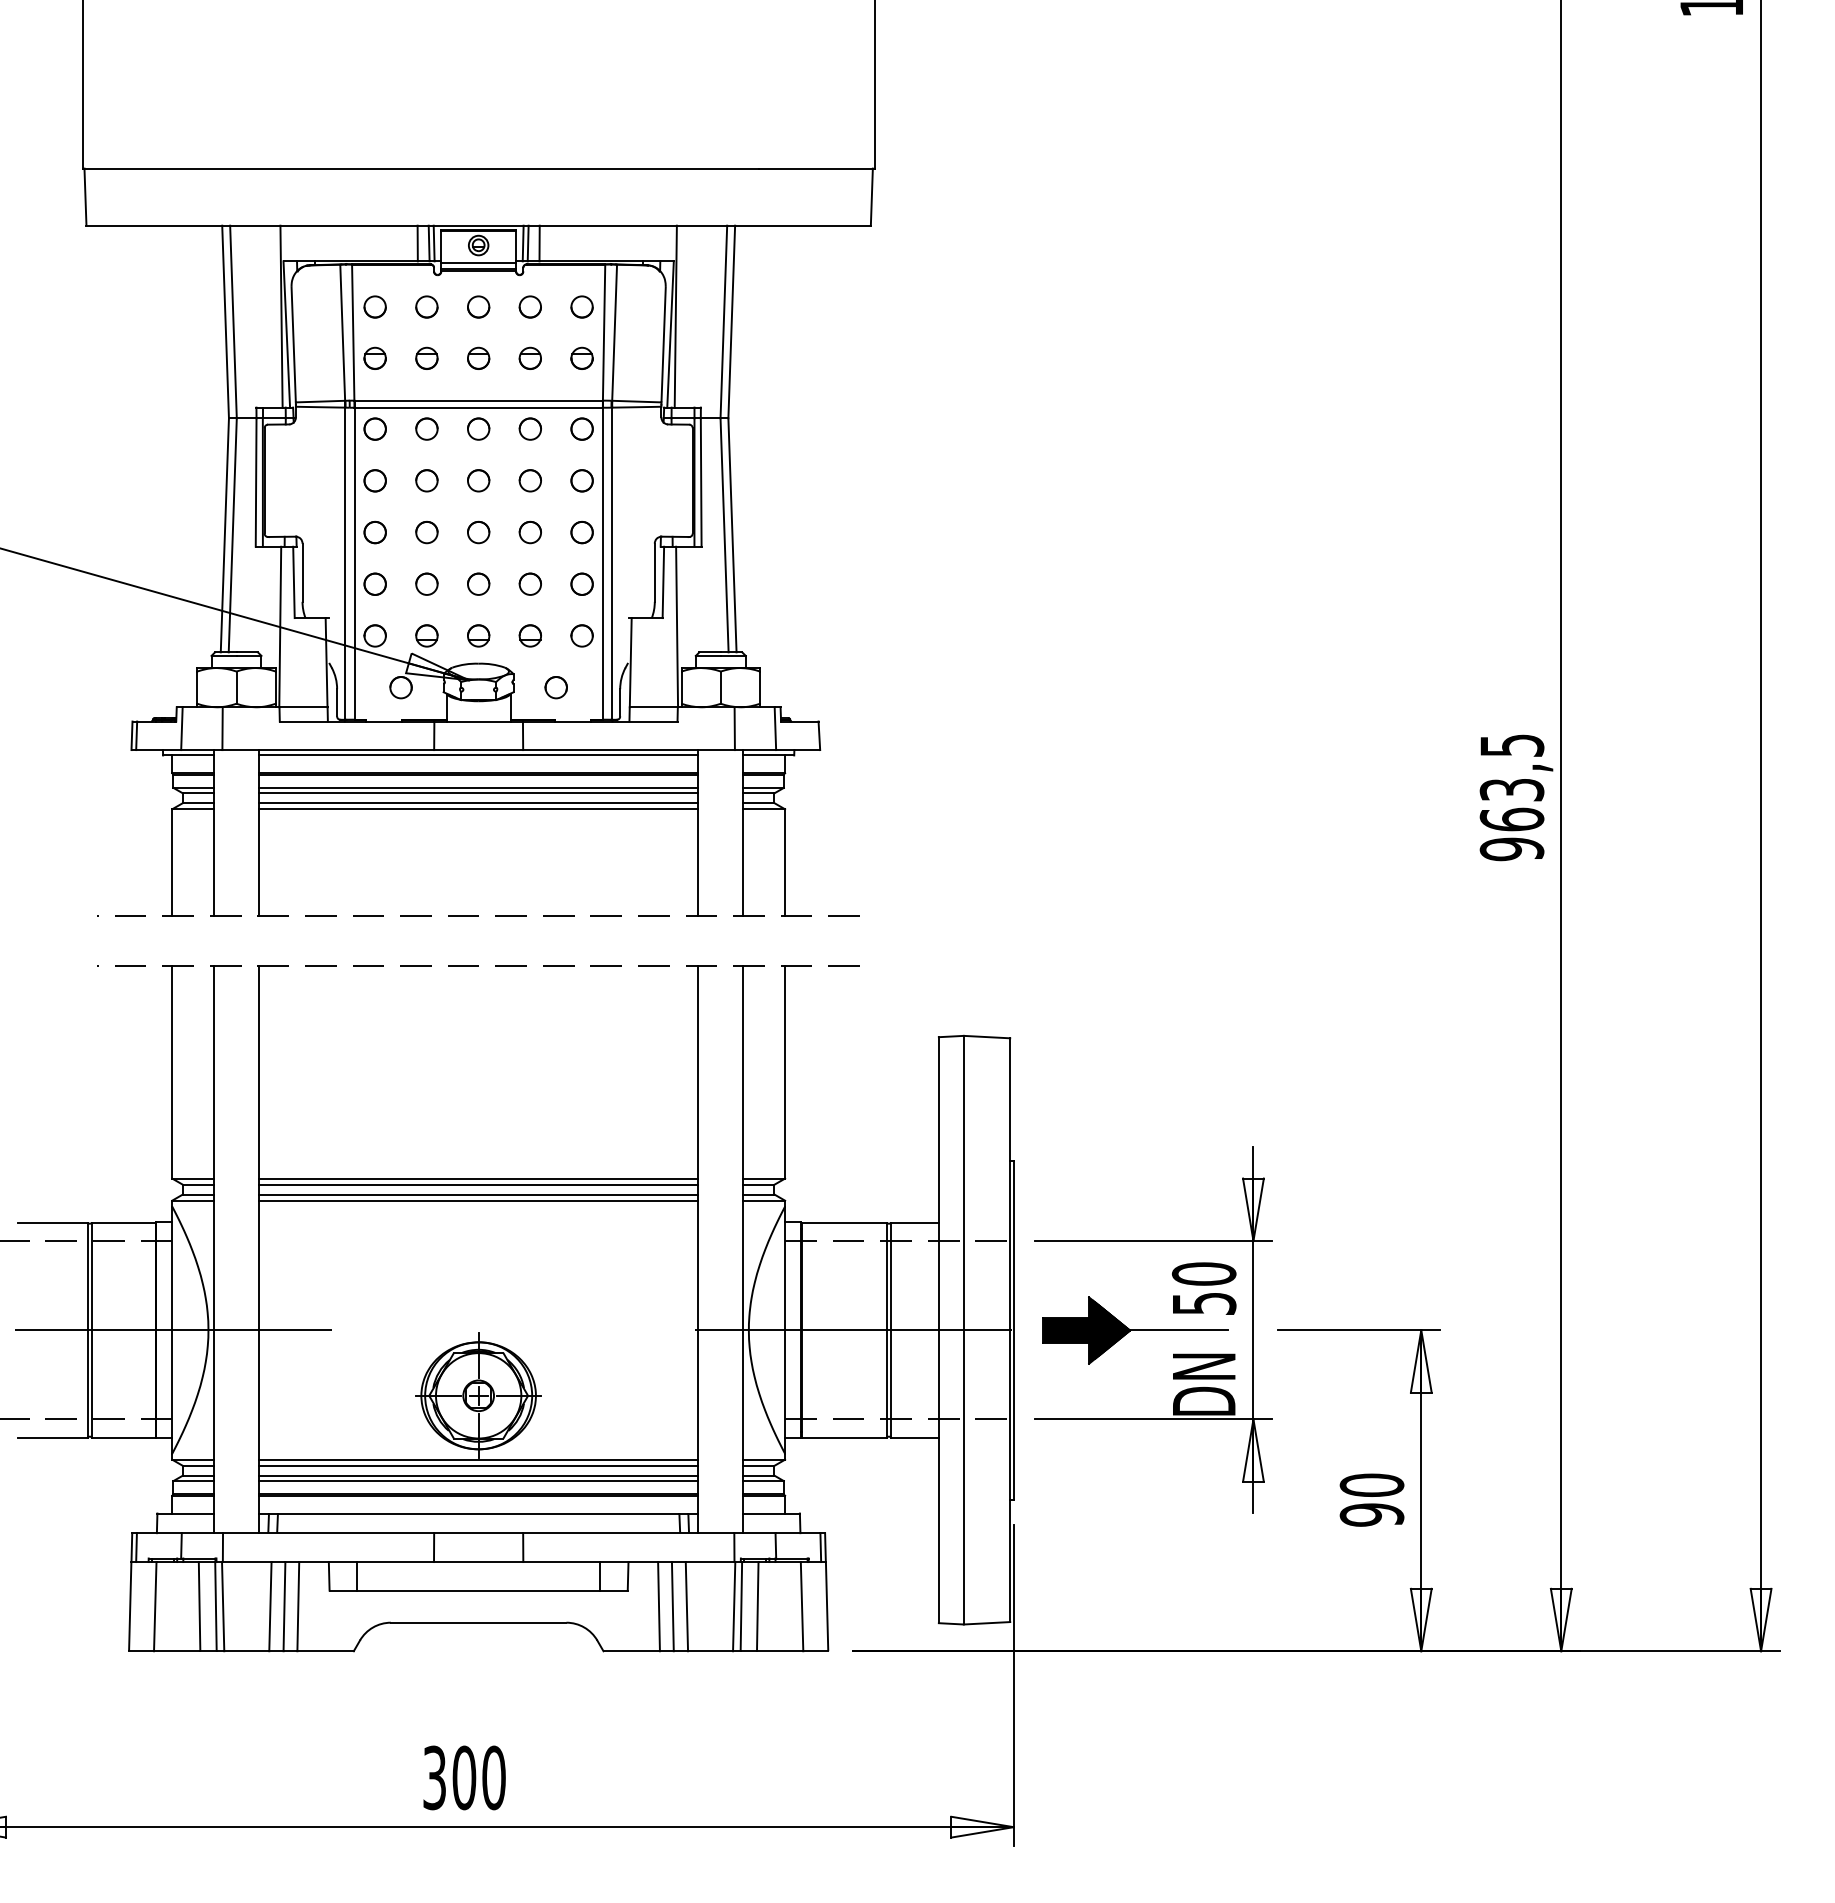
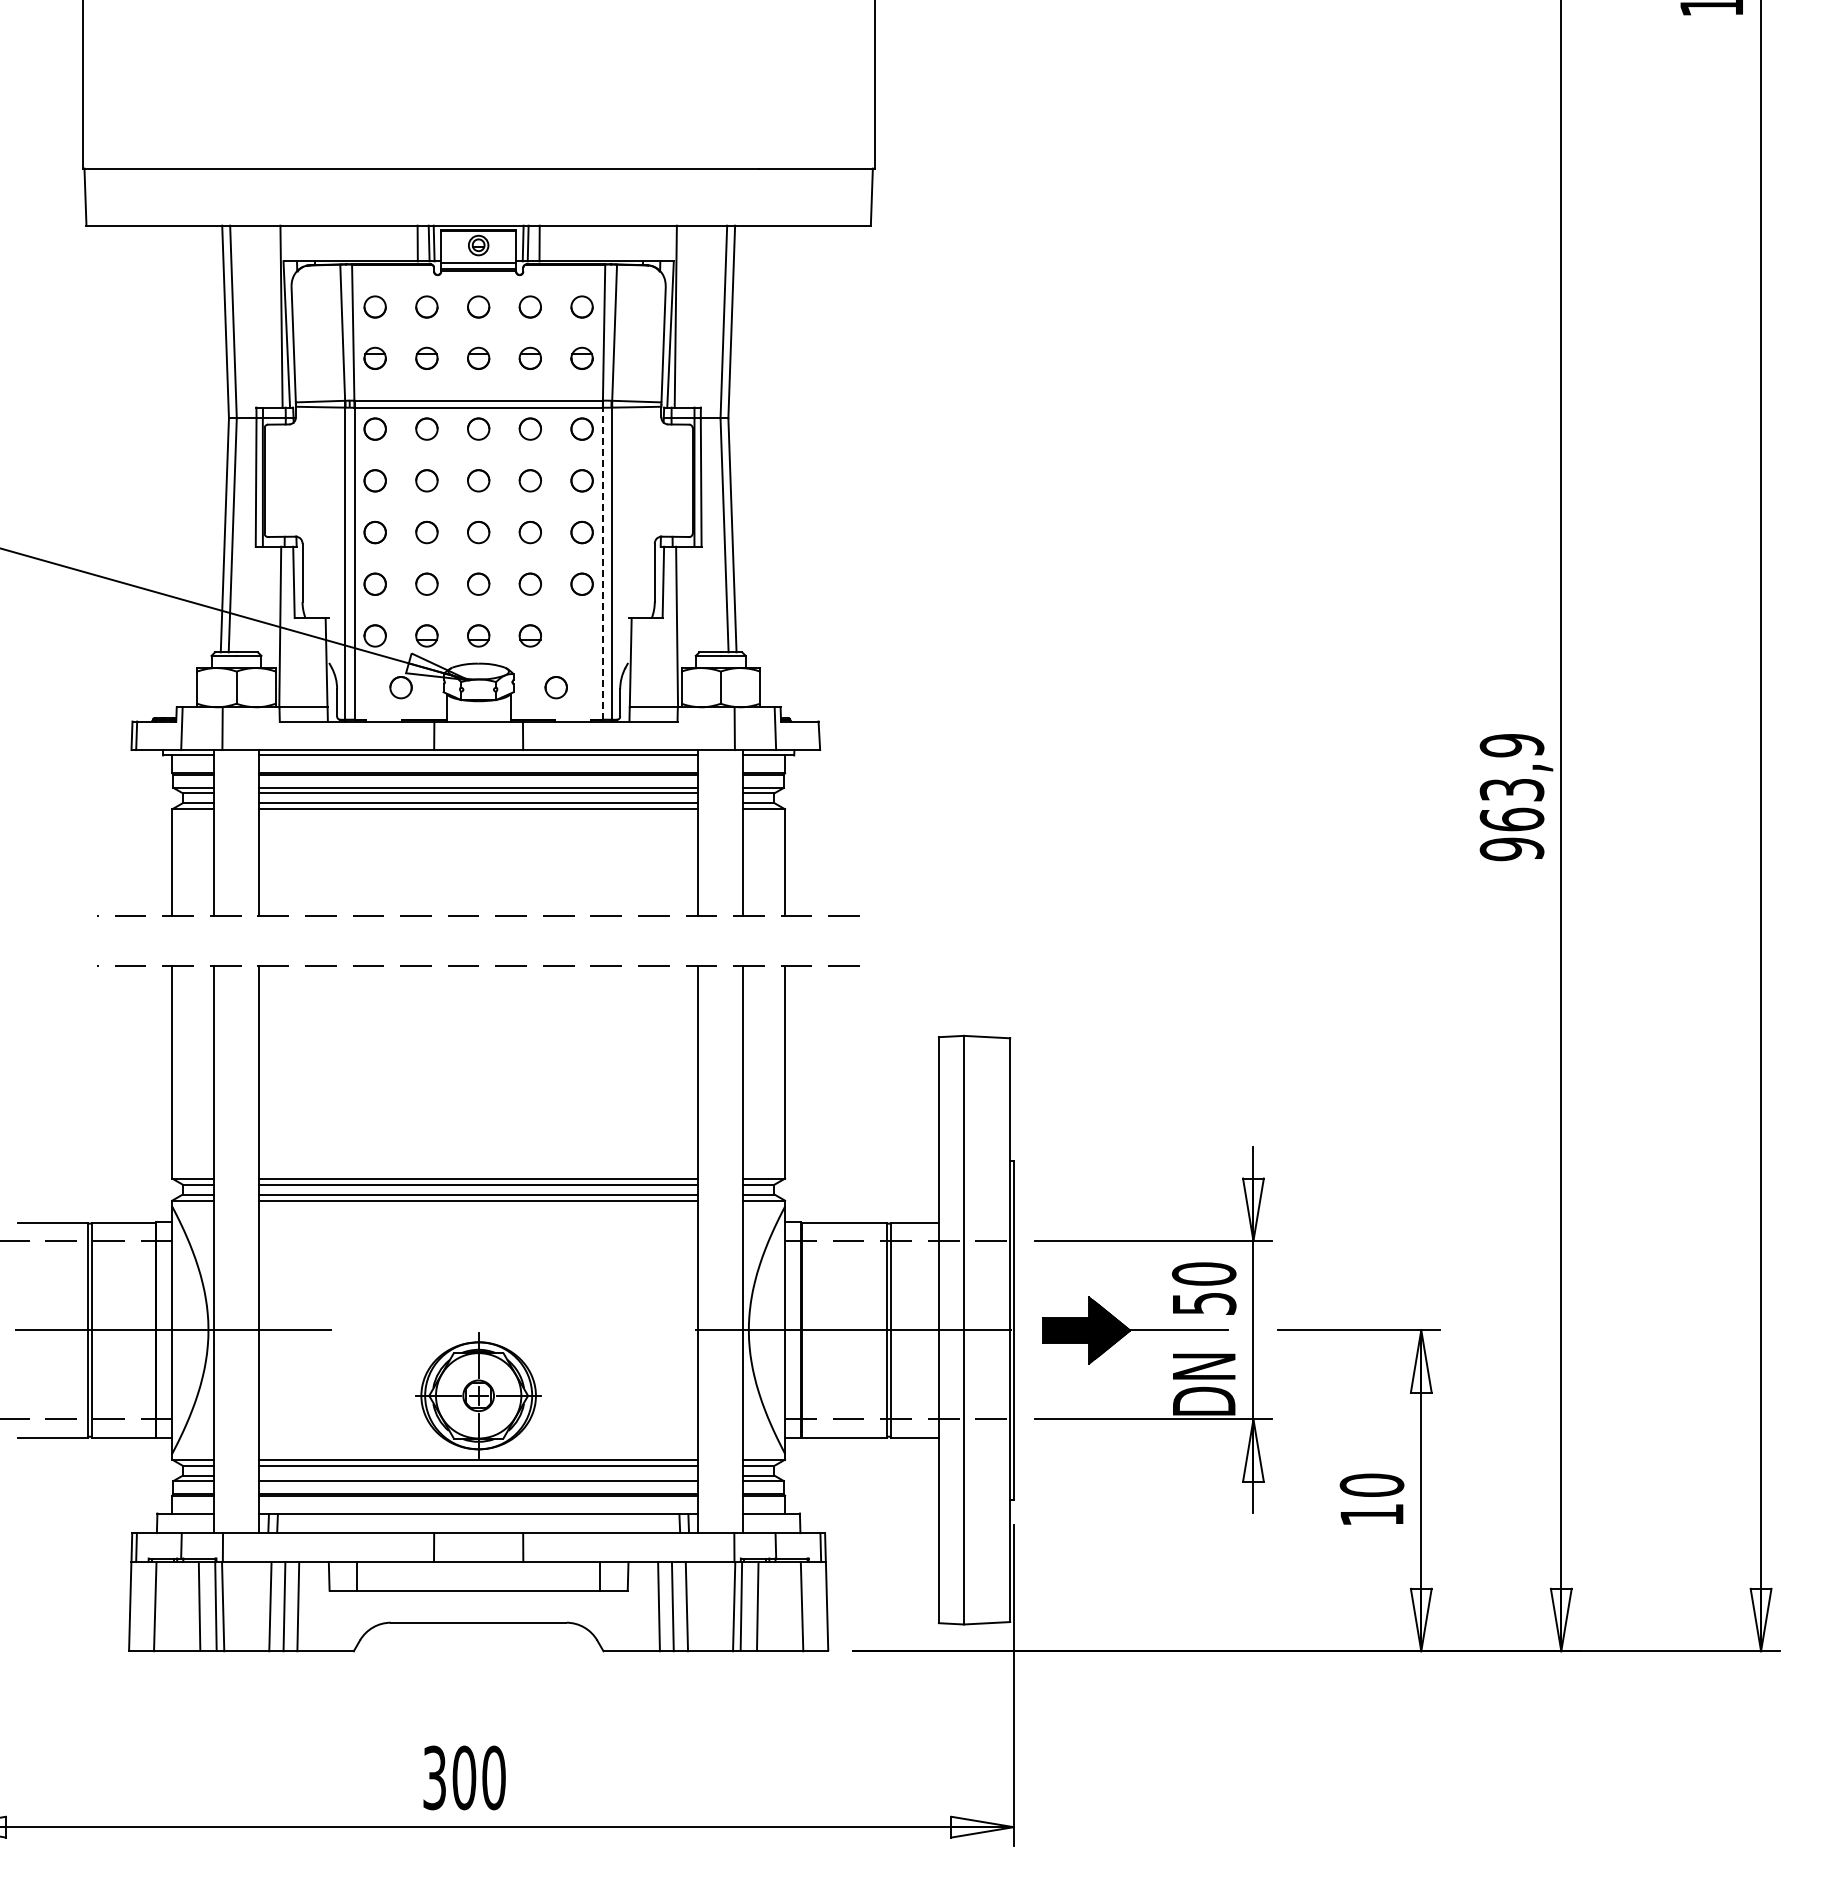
line: solid -> dashed (602, 563)
circle: present -> none (581, 635)
text: 963,5 -> 963,9 (1511, 745)
line: present -> none (478, 1475)
text: 90 -> 10 (1371, 1514)
